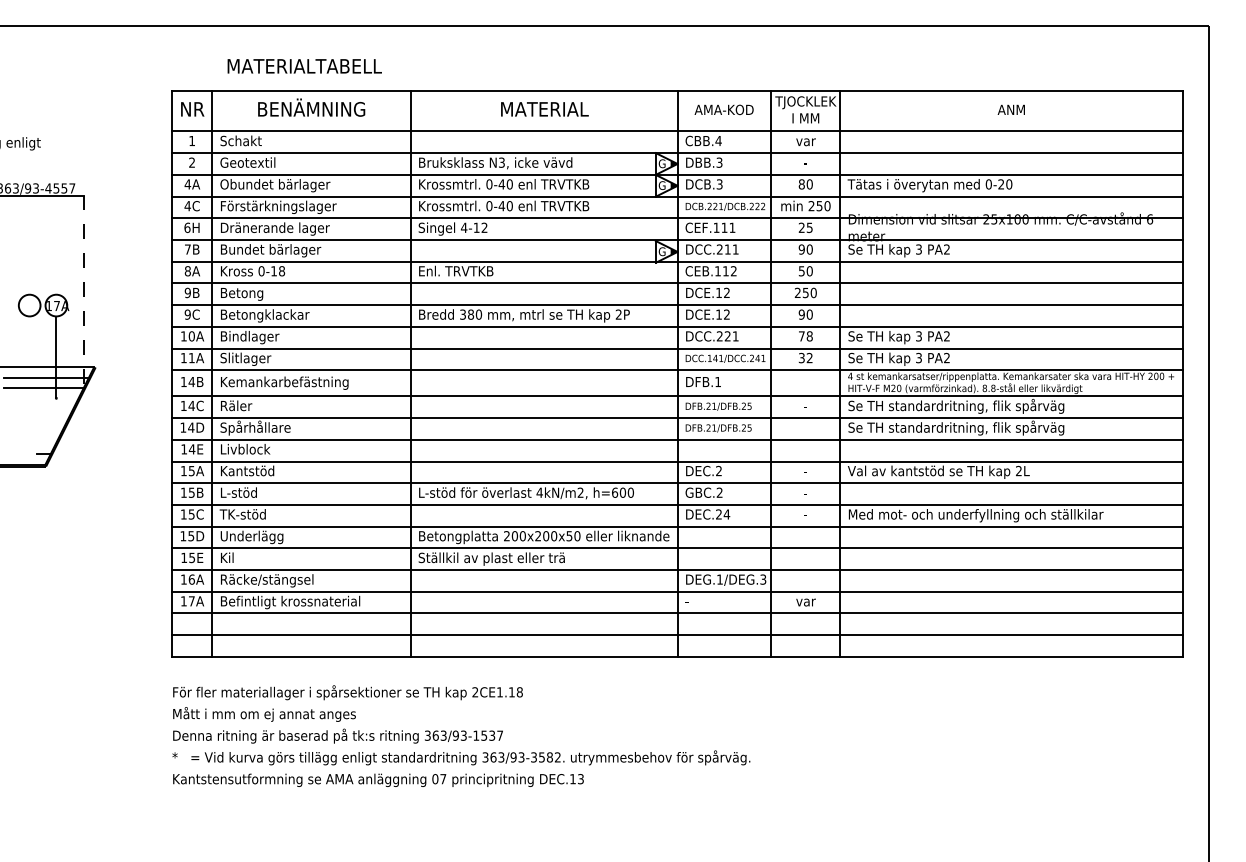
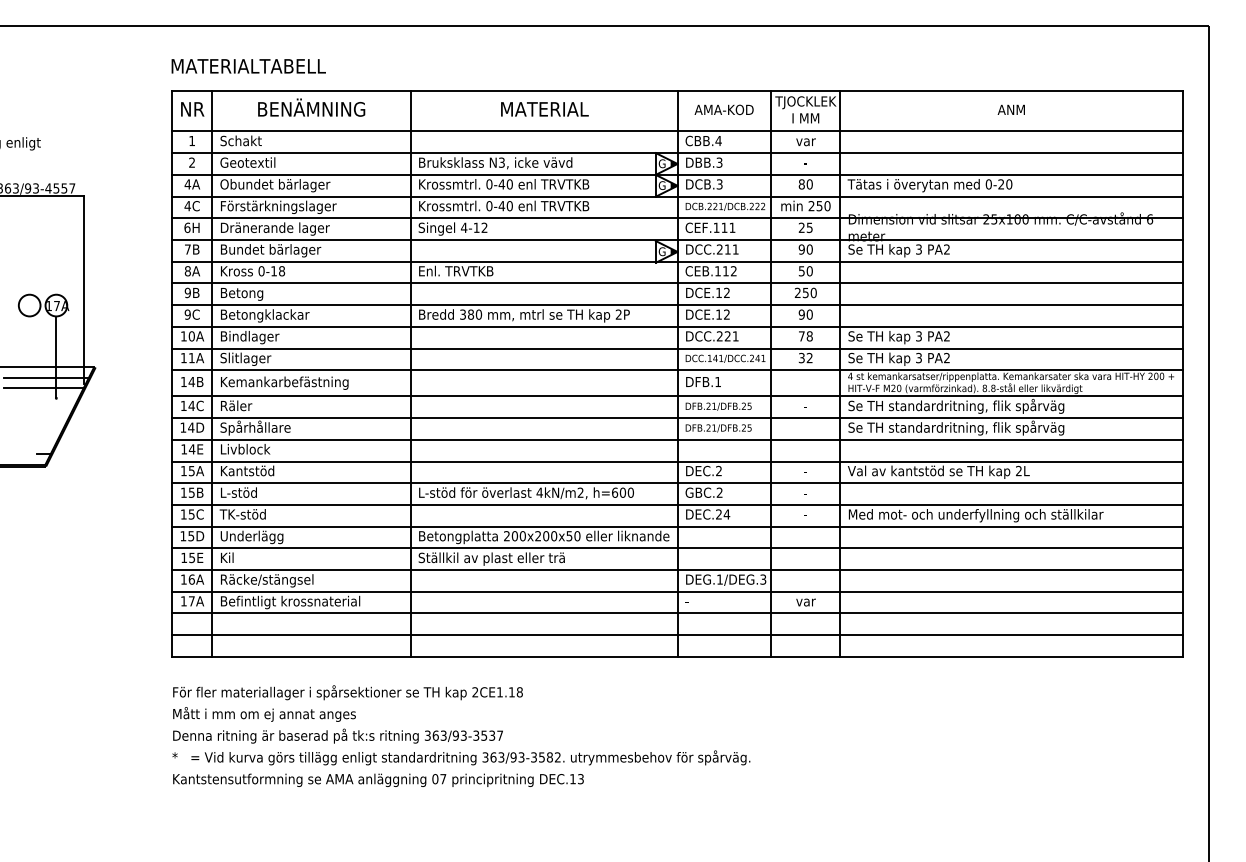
text position: (304, 66) -> (248, 66) (248, 66)
line: dashed -> solid (83, 290)
text: 363/93-1537 -> 363/93-3537 (476, 735)
